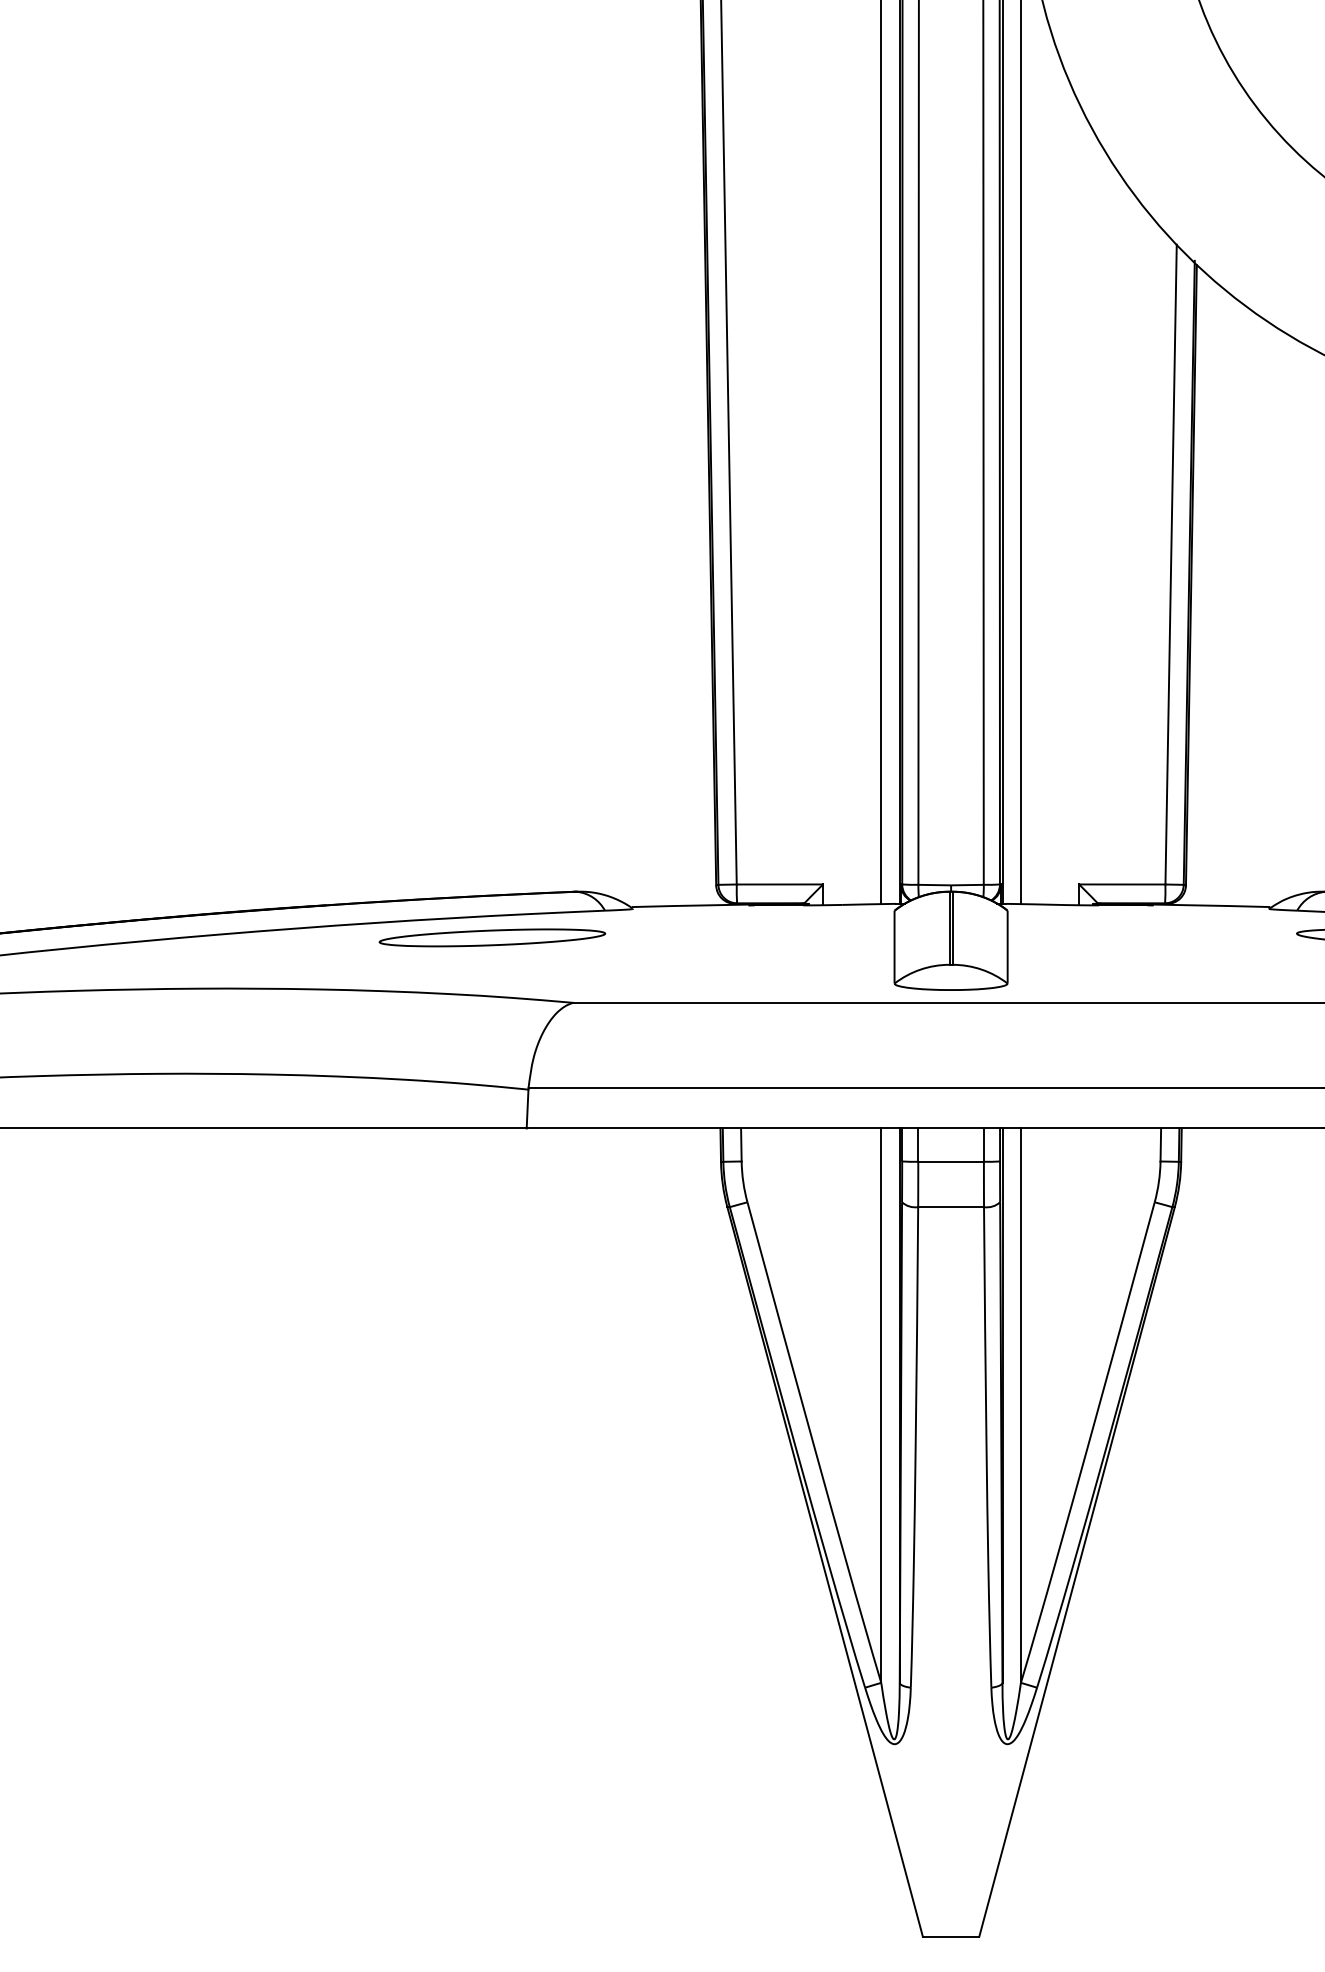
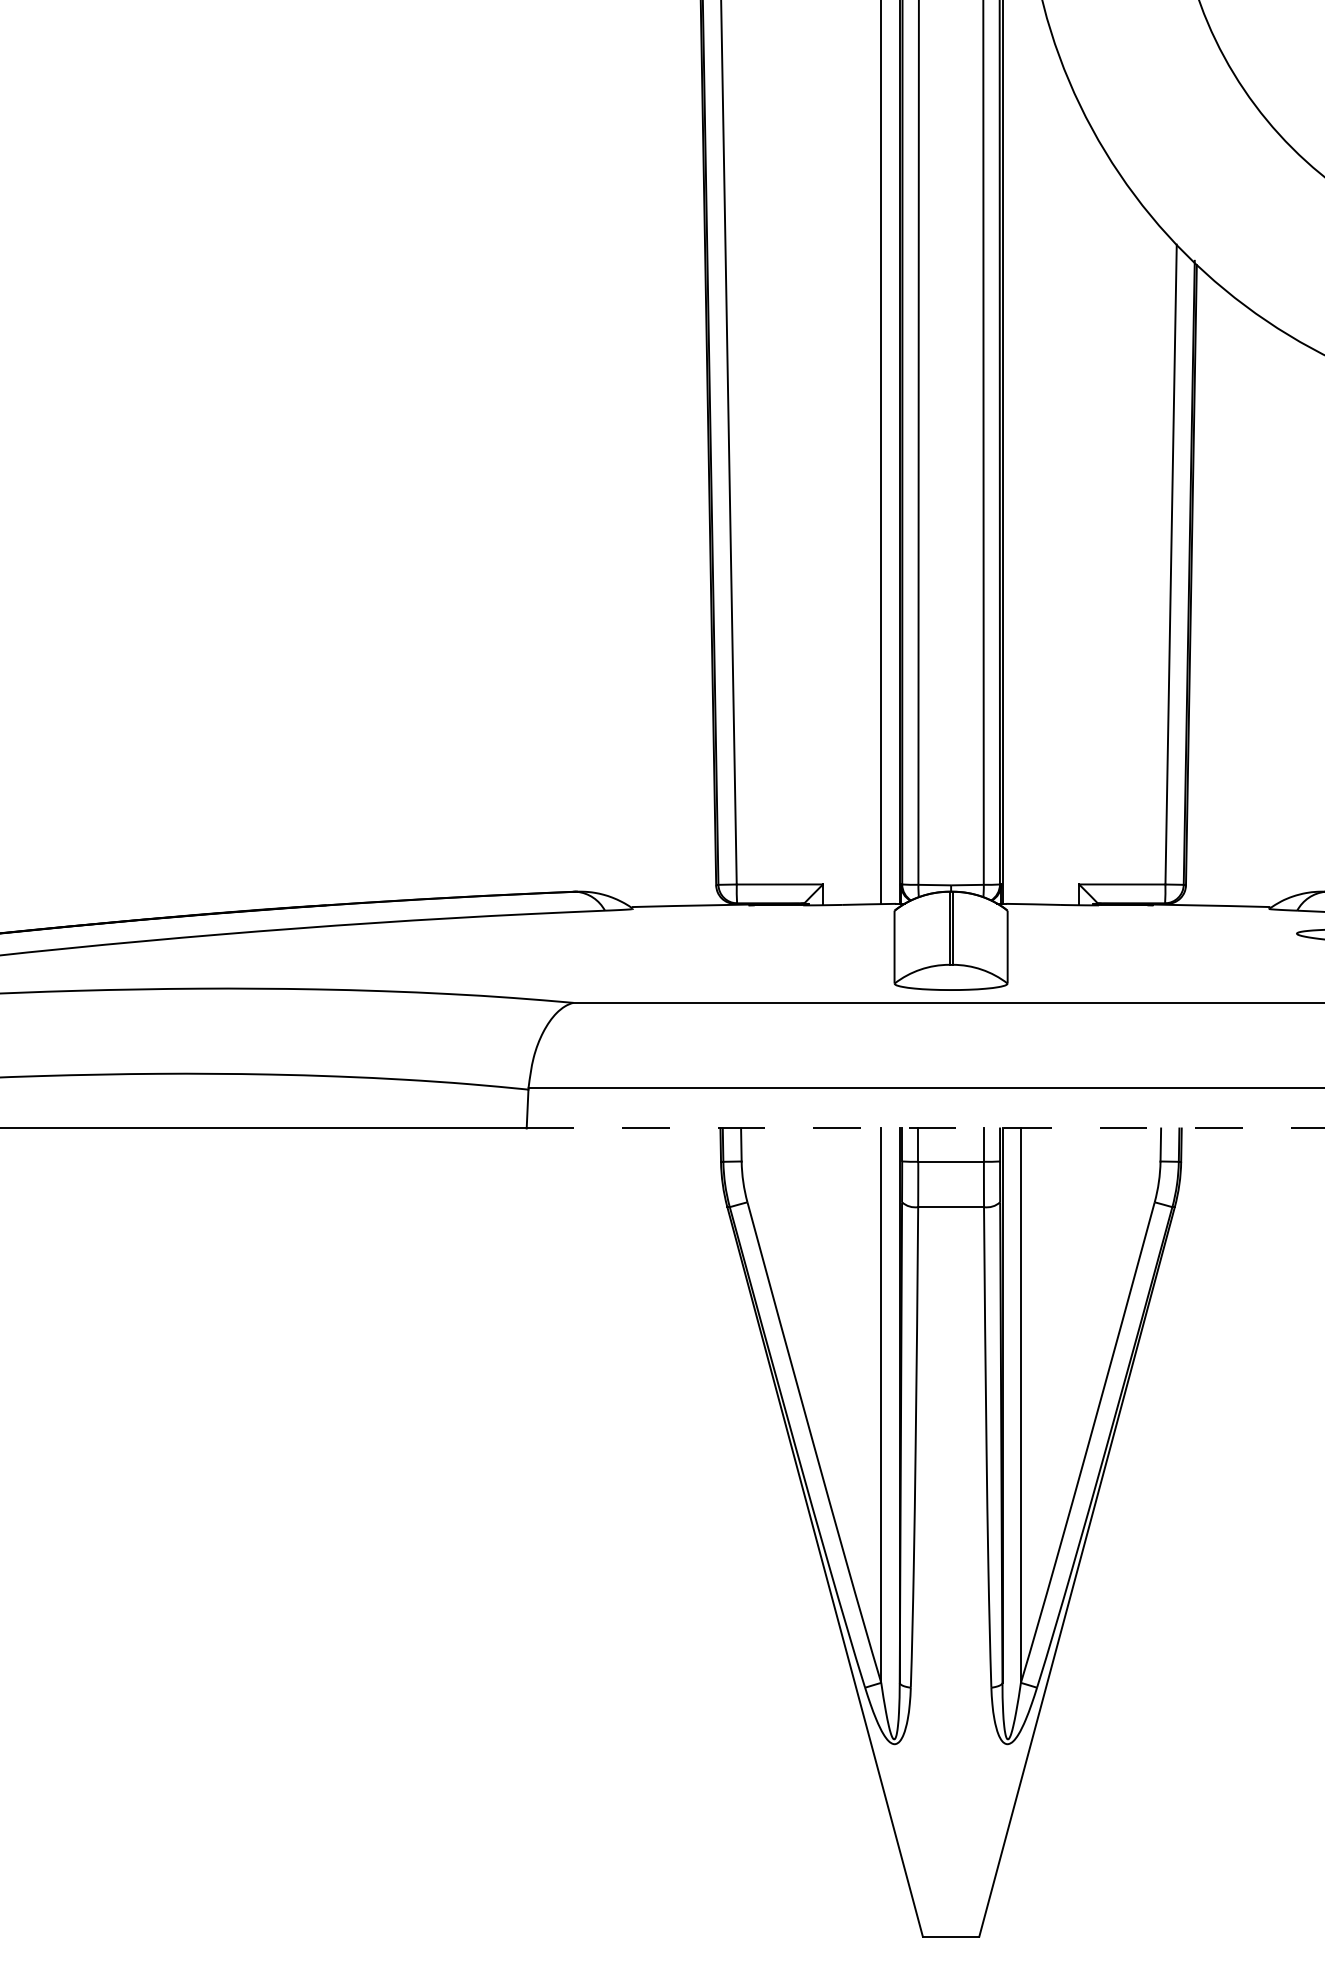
line: present -> none (1020, 453)
part: present -> none (492, 937)
line: solid -> dashed (925, 1128)
